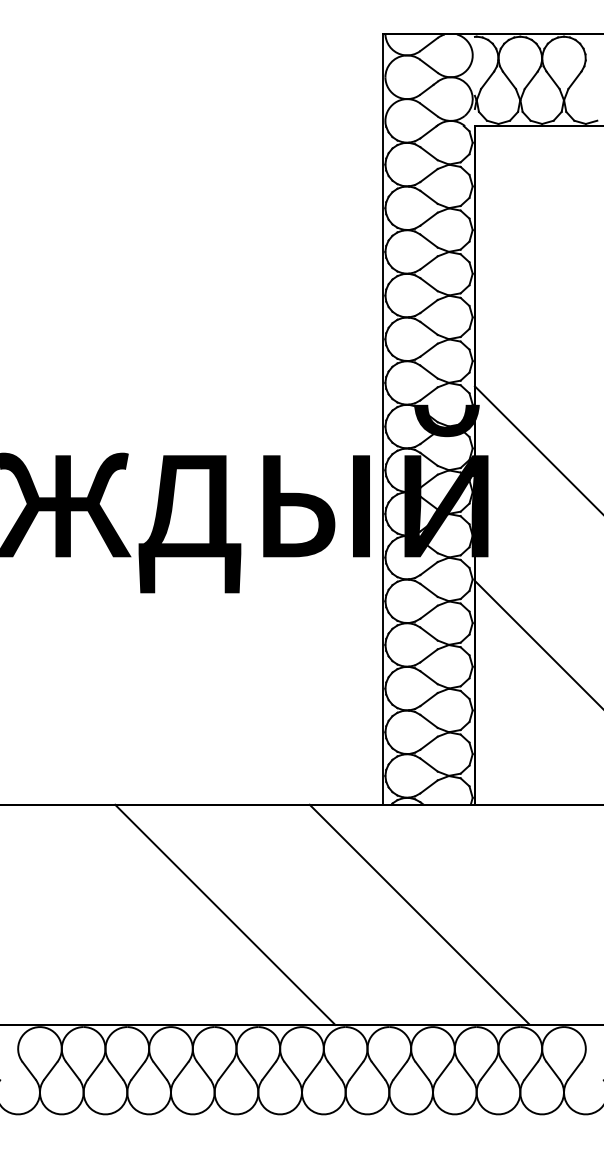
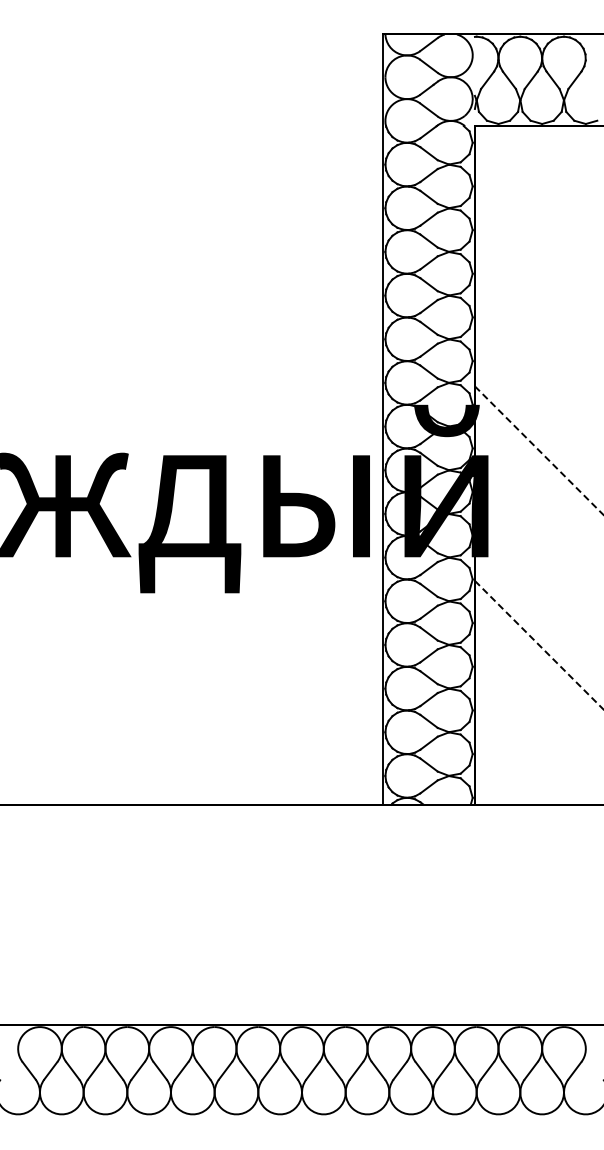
line: solid -> dashed (539, 450)
line: solid -> dashed (539, 645)
line: present -> none (225, 914)
line: present -> none (419, 914)
